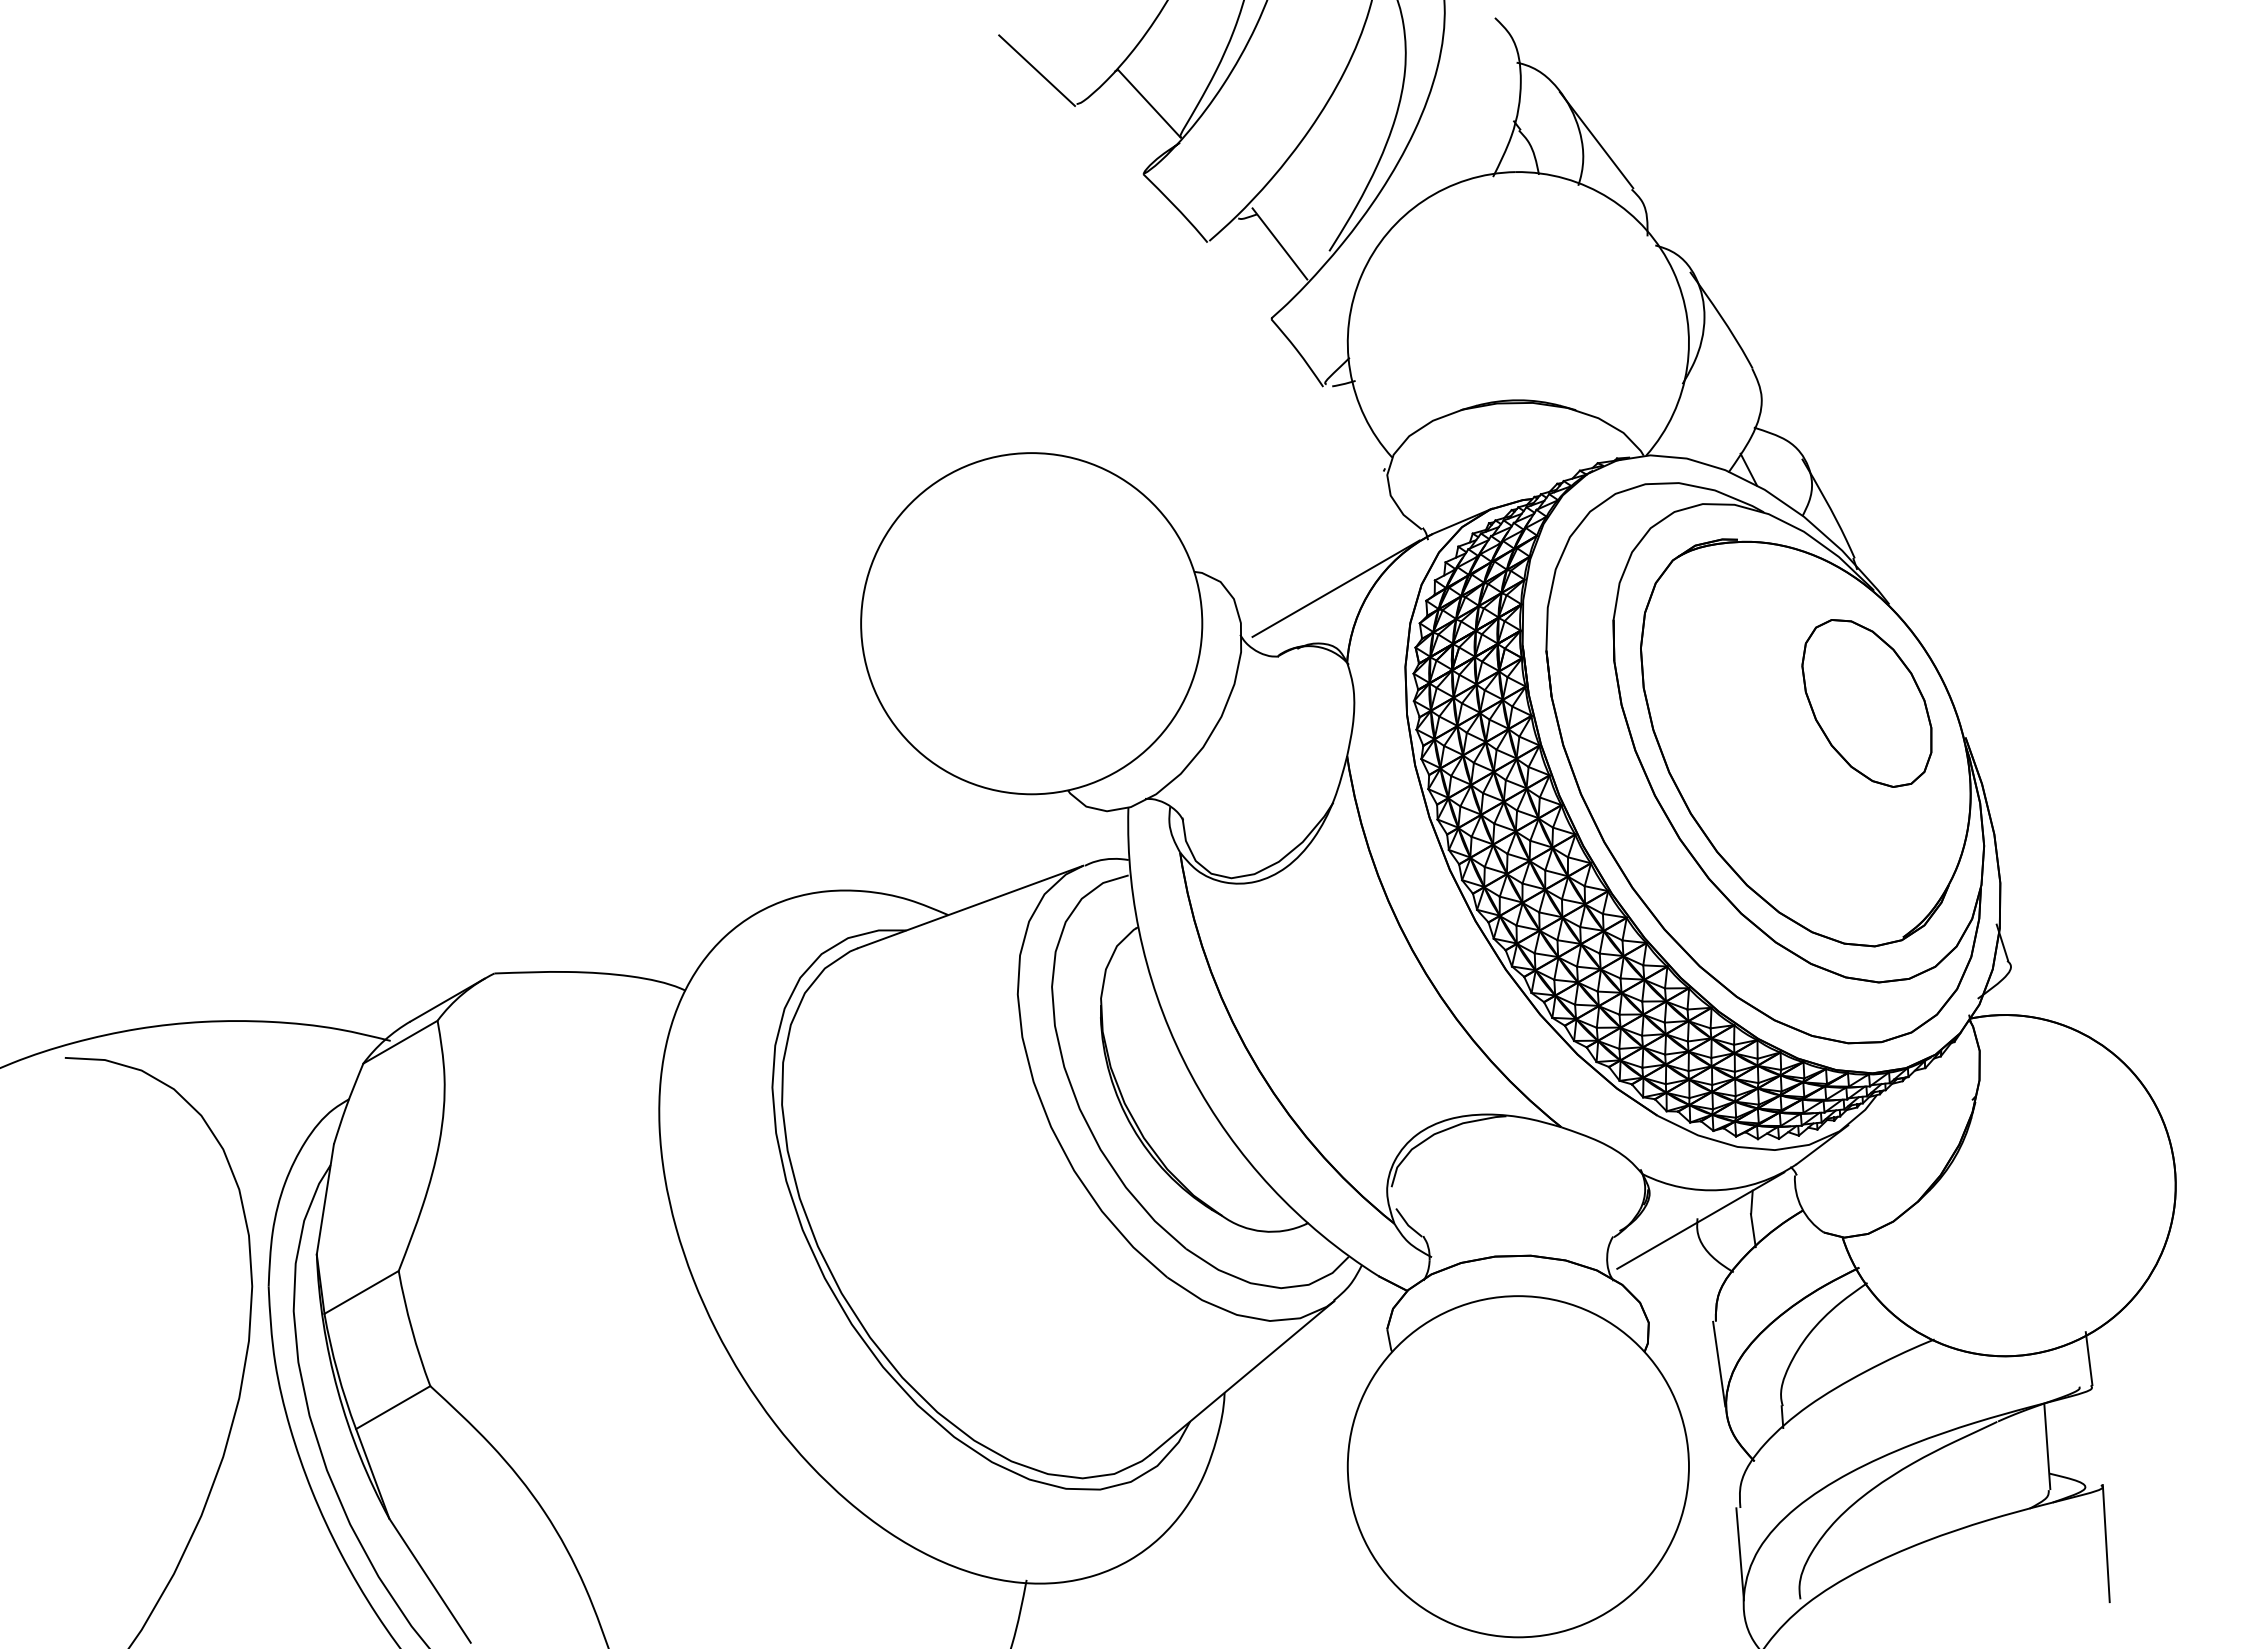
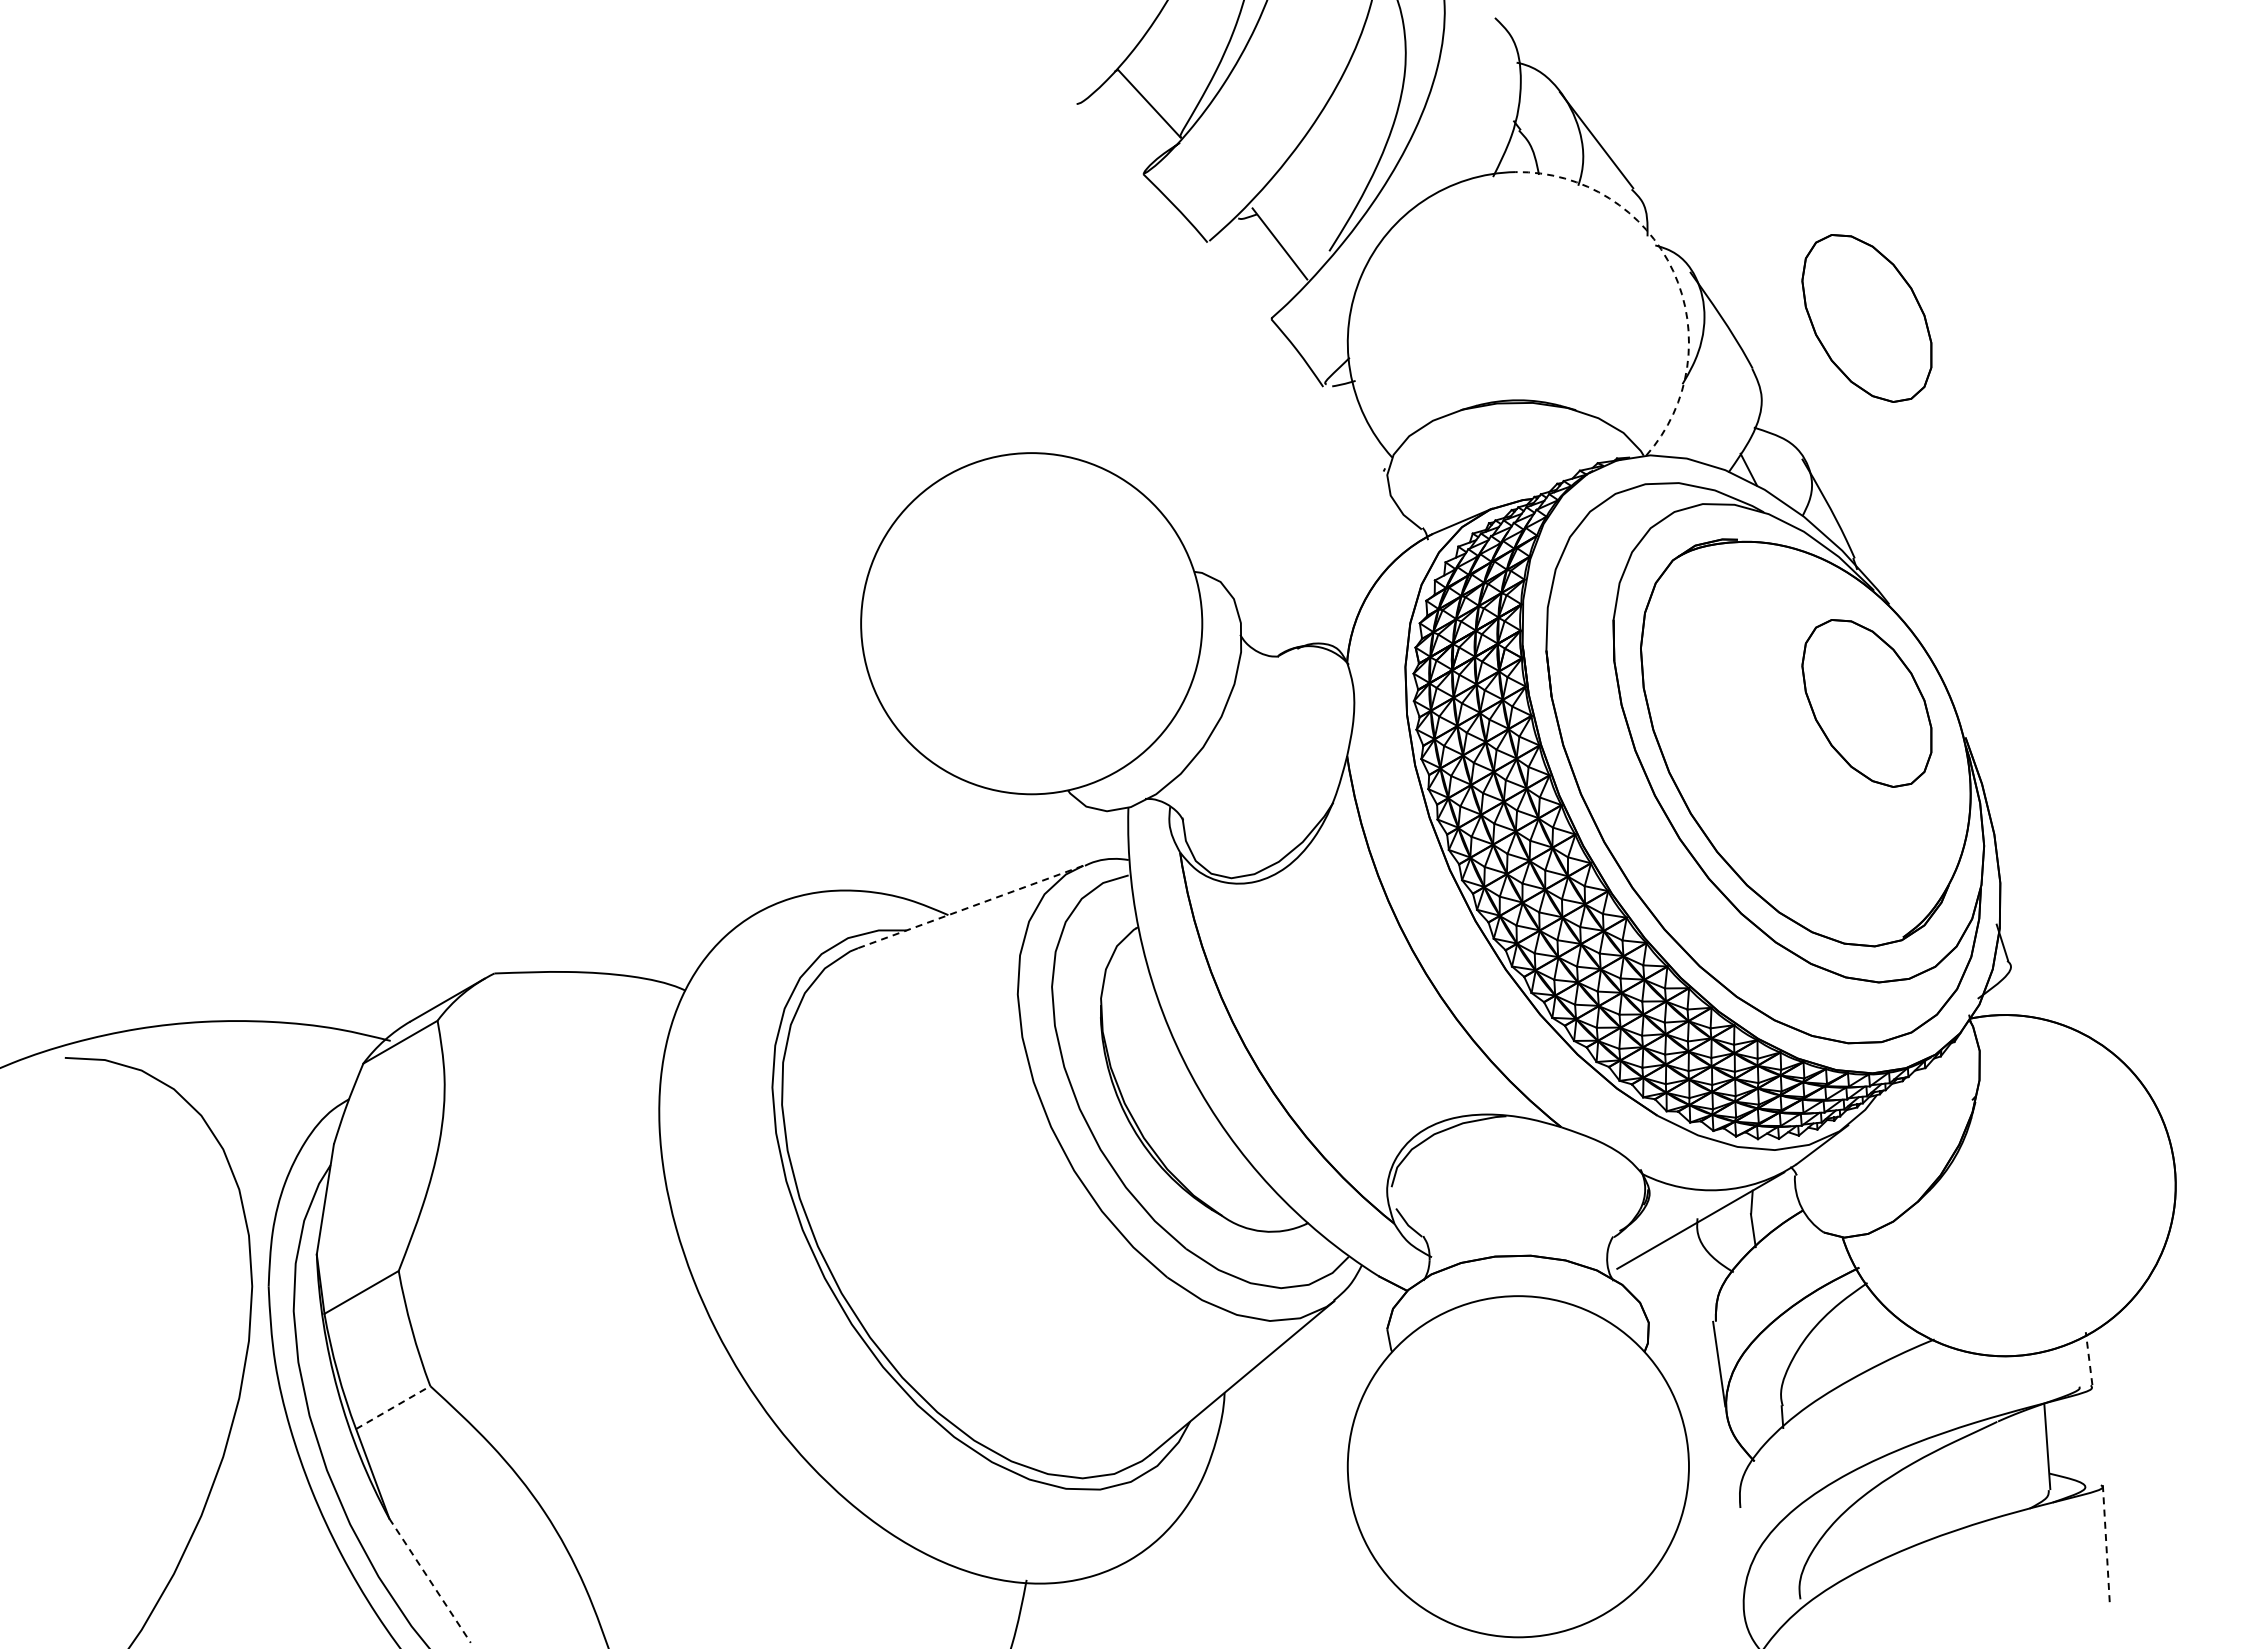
line: present -> none (1037, 70)
arc: solid -> dashed (1673, 271)
part: none -> present (1866, 318)
line: present -> none (1335, 588)
line: solid -> dashed (970, 907)
line: solid -> dashed (2089, 1358)
line: solid -> dashed (393, 1407)
line: solid -> dashed (2106, 1543)
line: present -> none (1739, 1554)
line: solid -> dashed (430, 1581)
